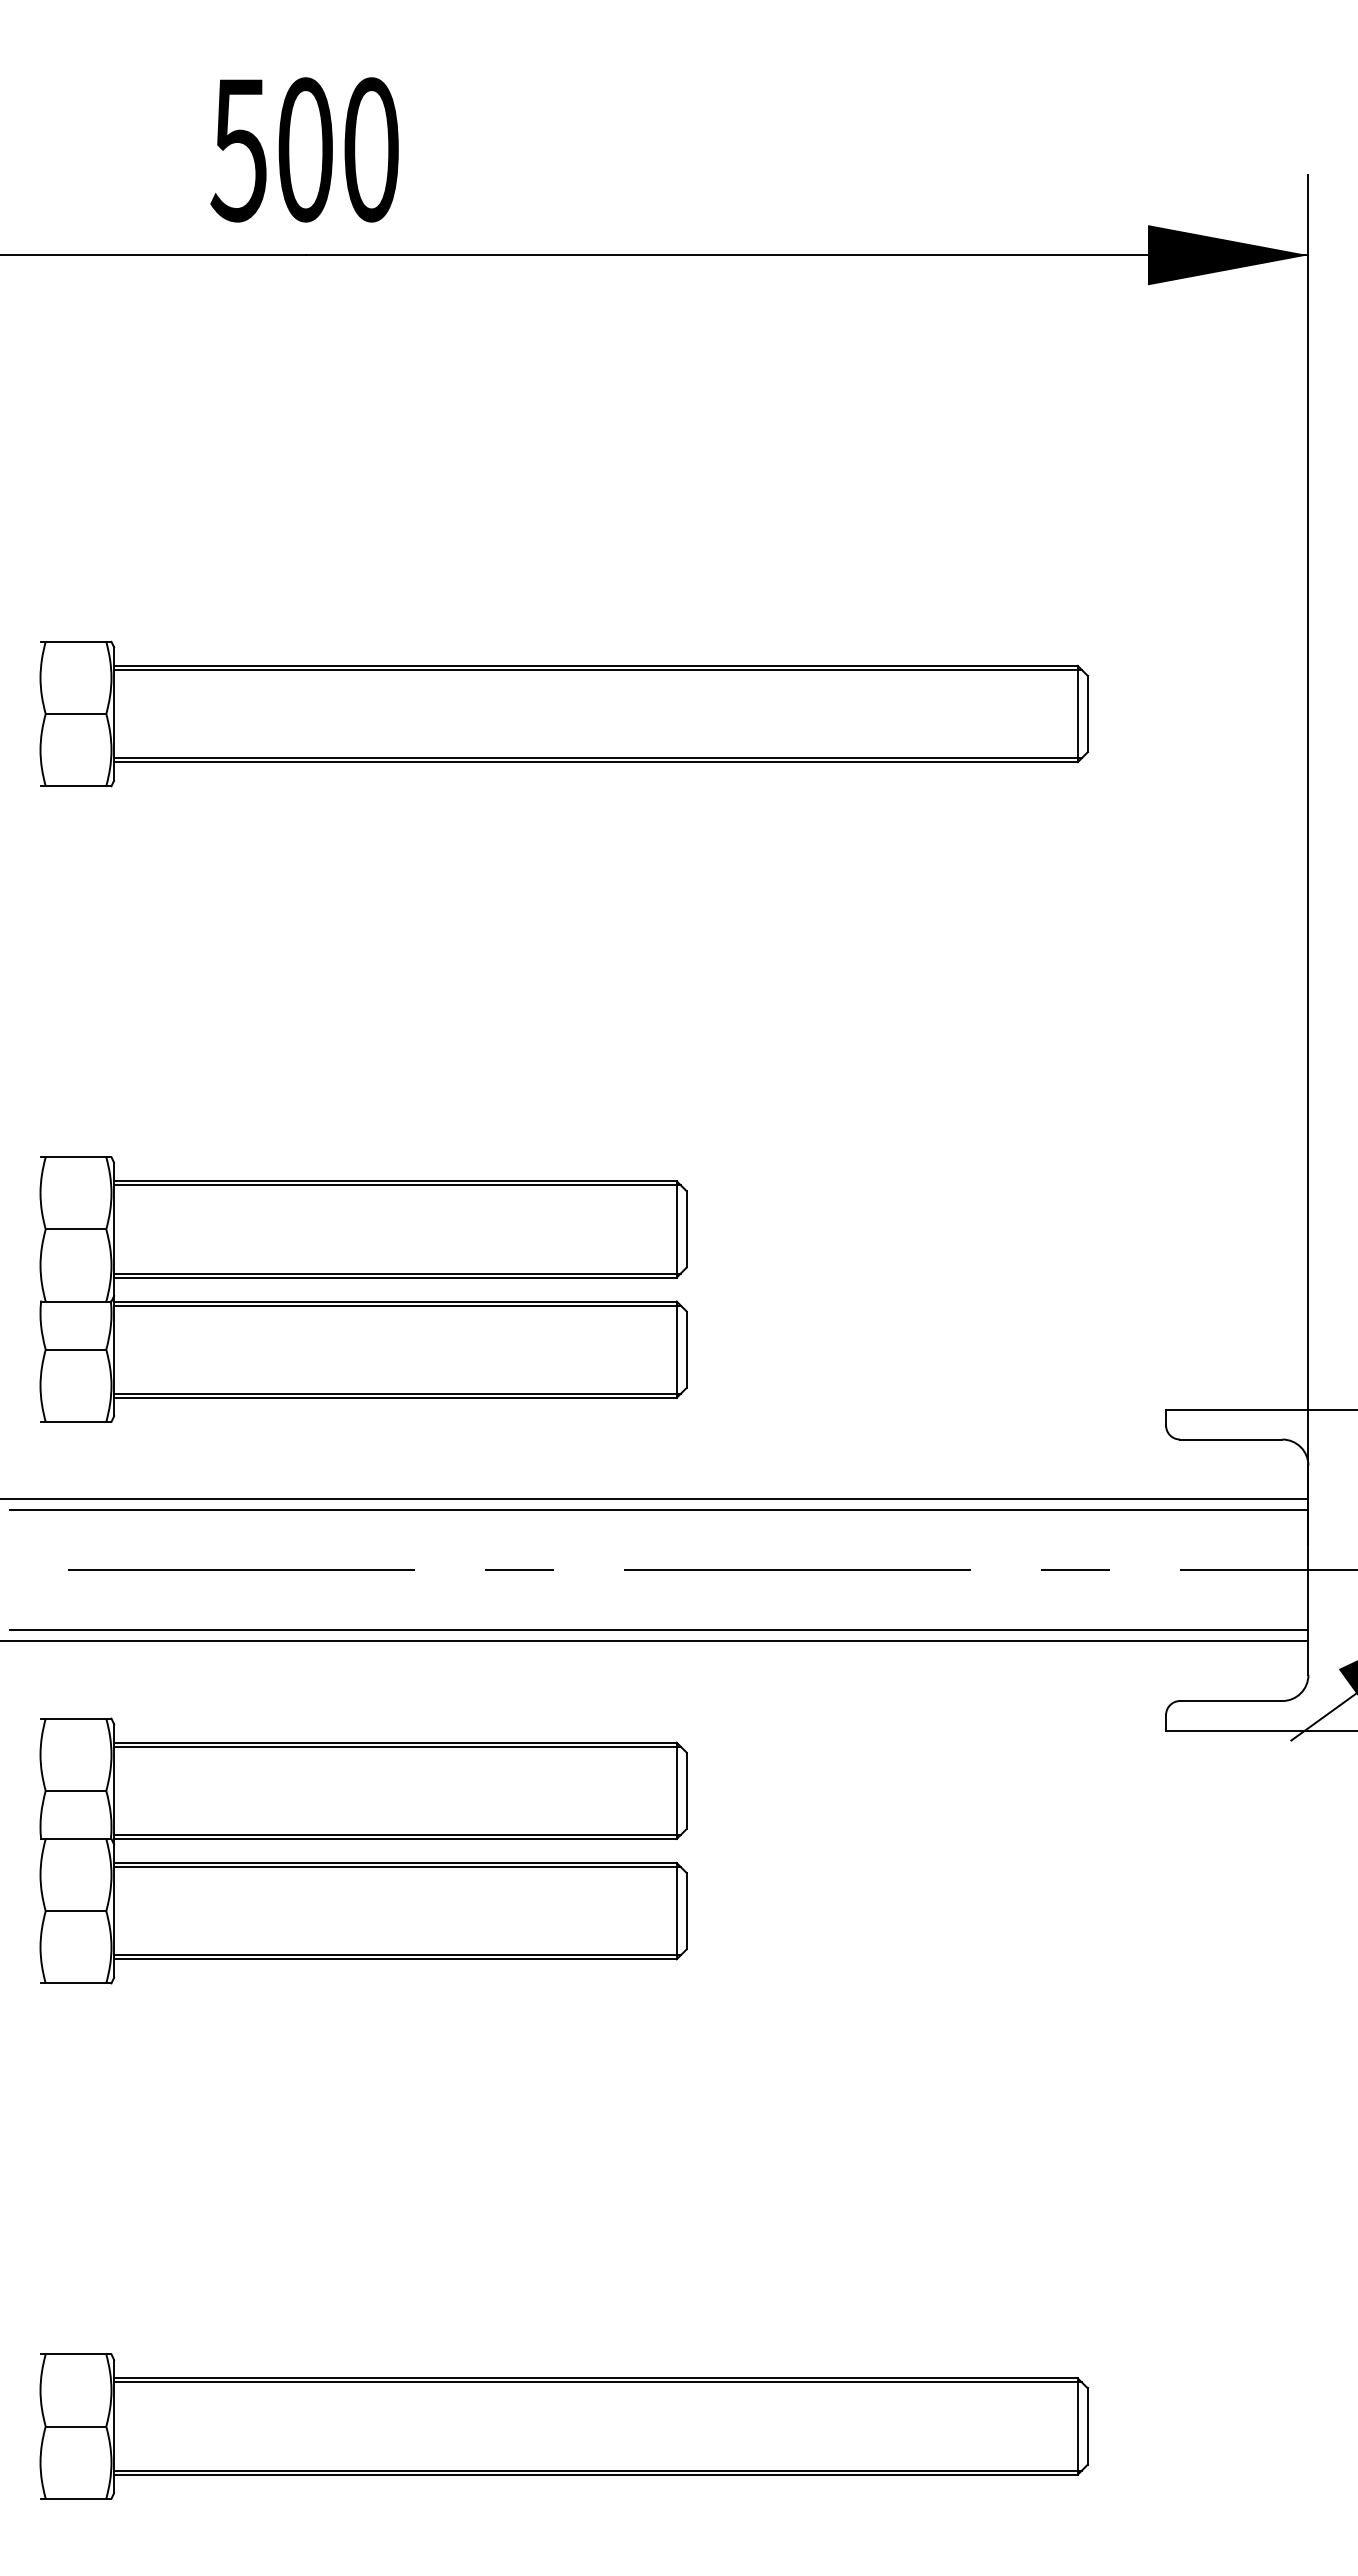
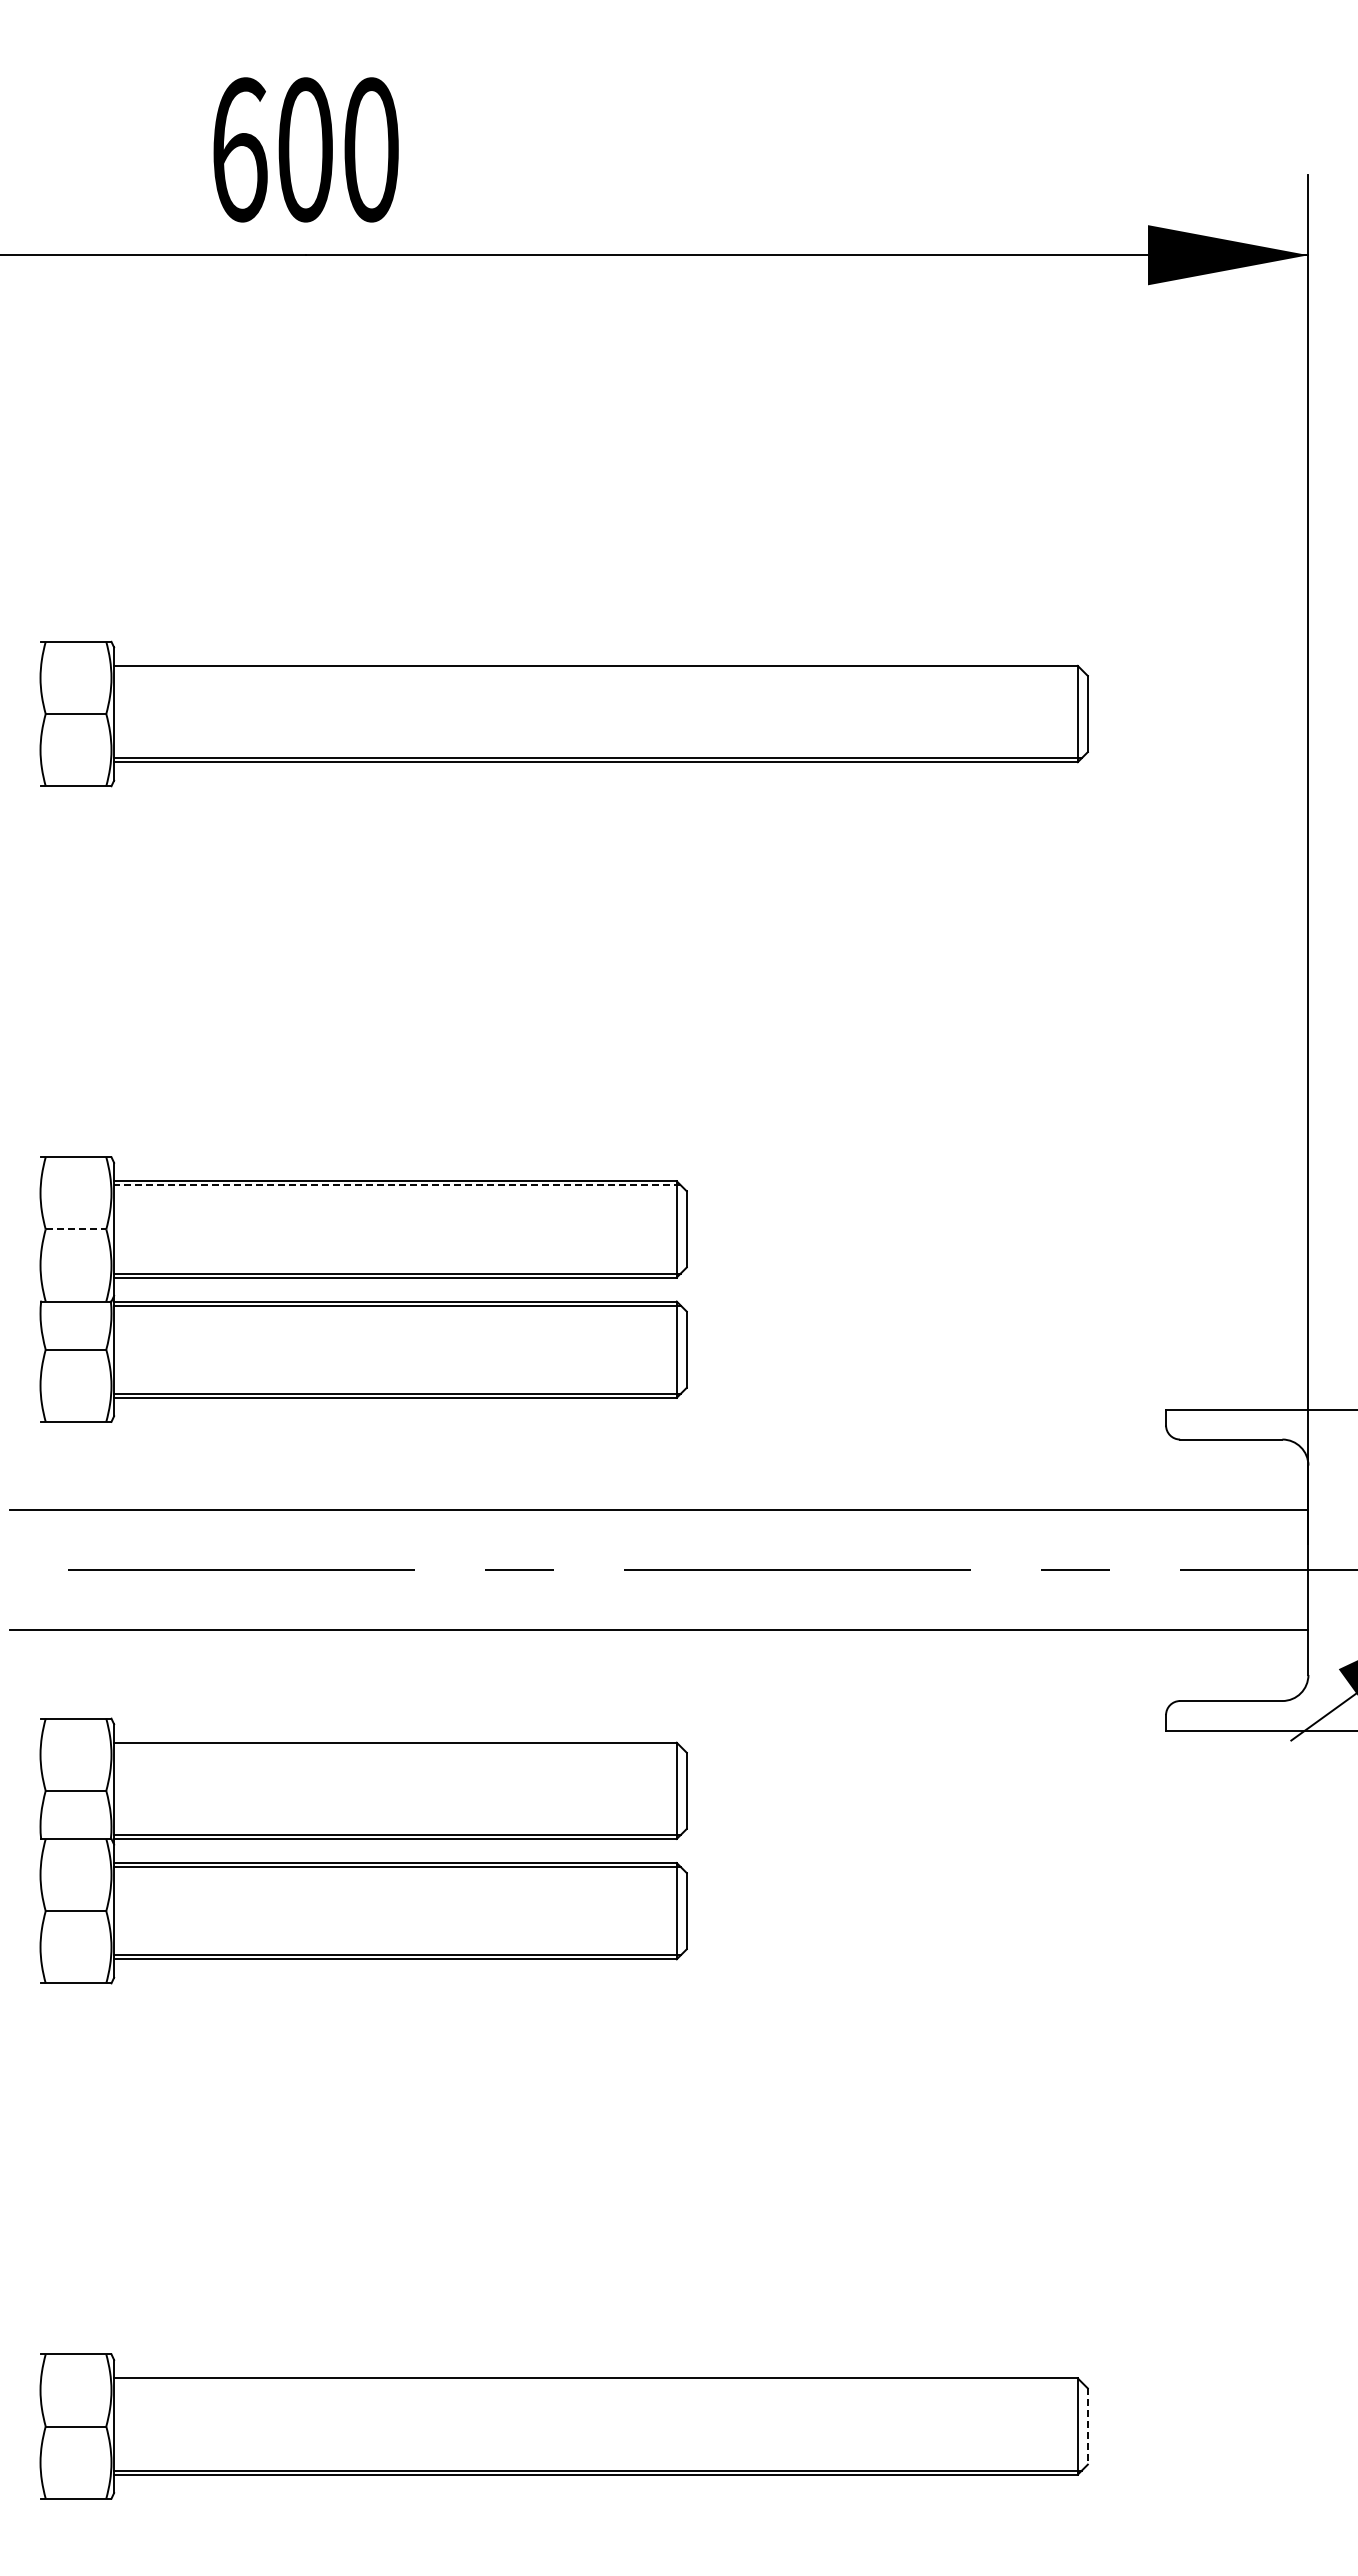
text: 500 -> 600 (238, 149)
line: present -> none (597, 669)
line: solid -> dashed (396, 1185)
line: solid -> dashed (76, 1229)
line: present -> none (655, 1499)
line: present -> none (655, 1641)
line: present -> none (397, 1746)
line: present -> none (597, 2382)
line: solid -> dashed (1087, 2427)
